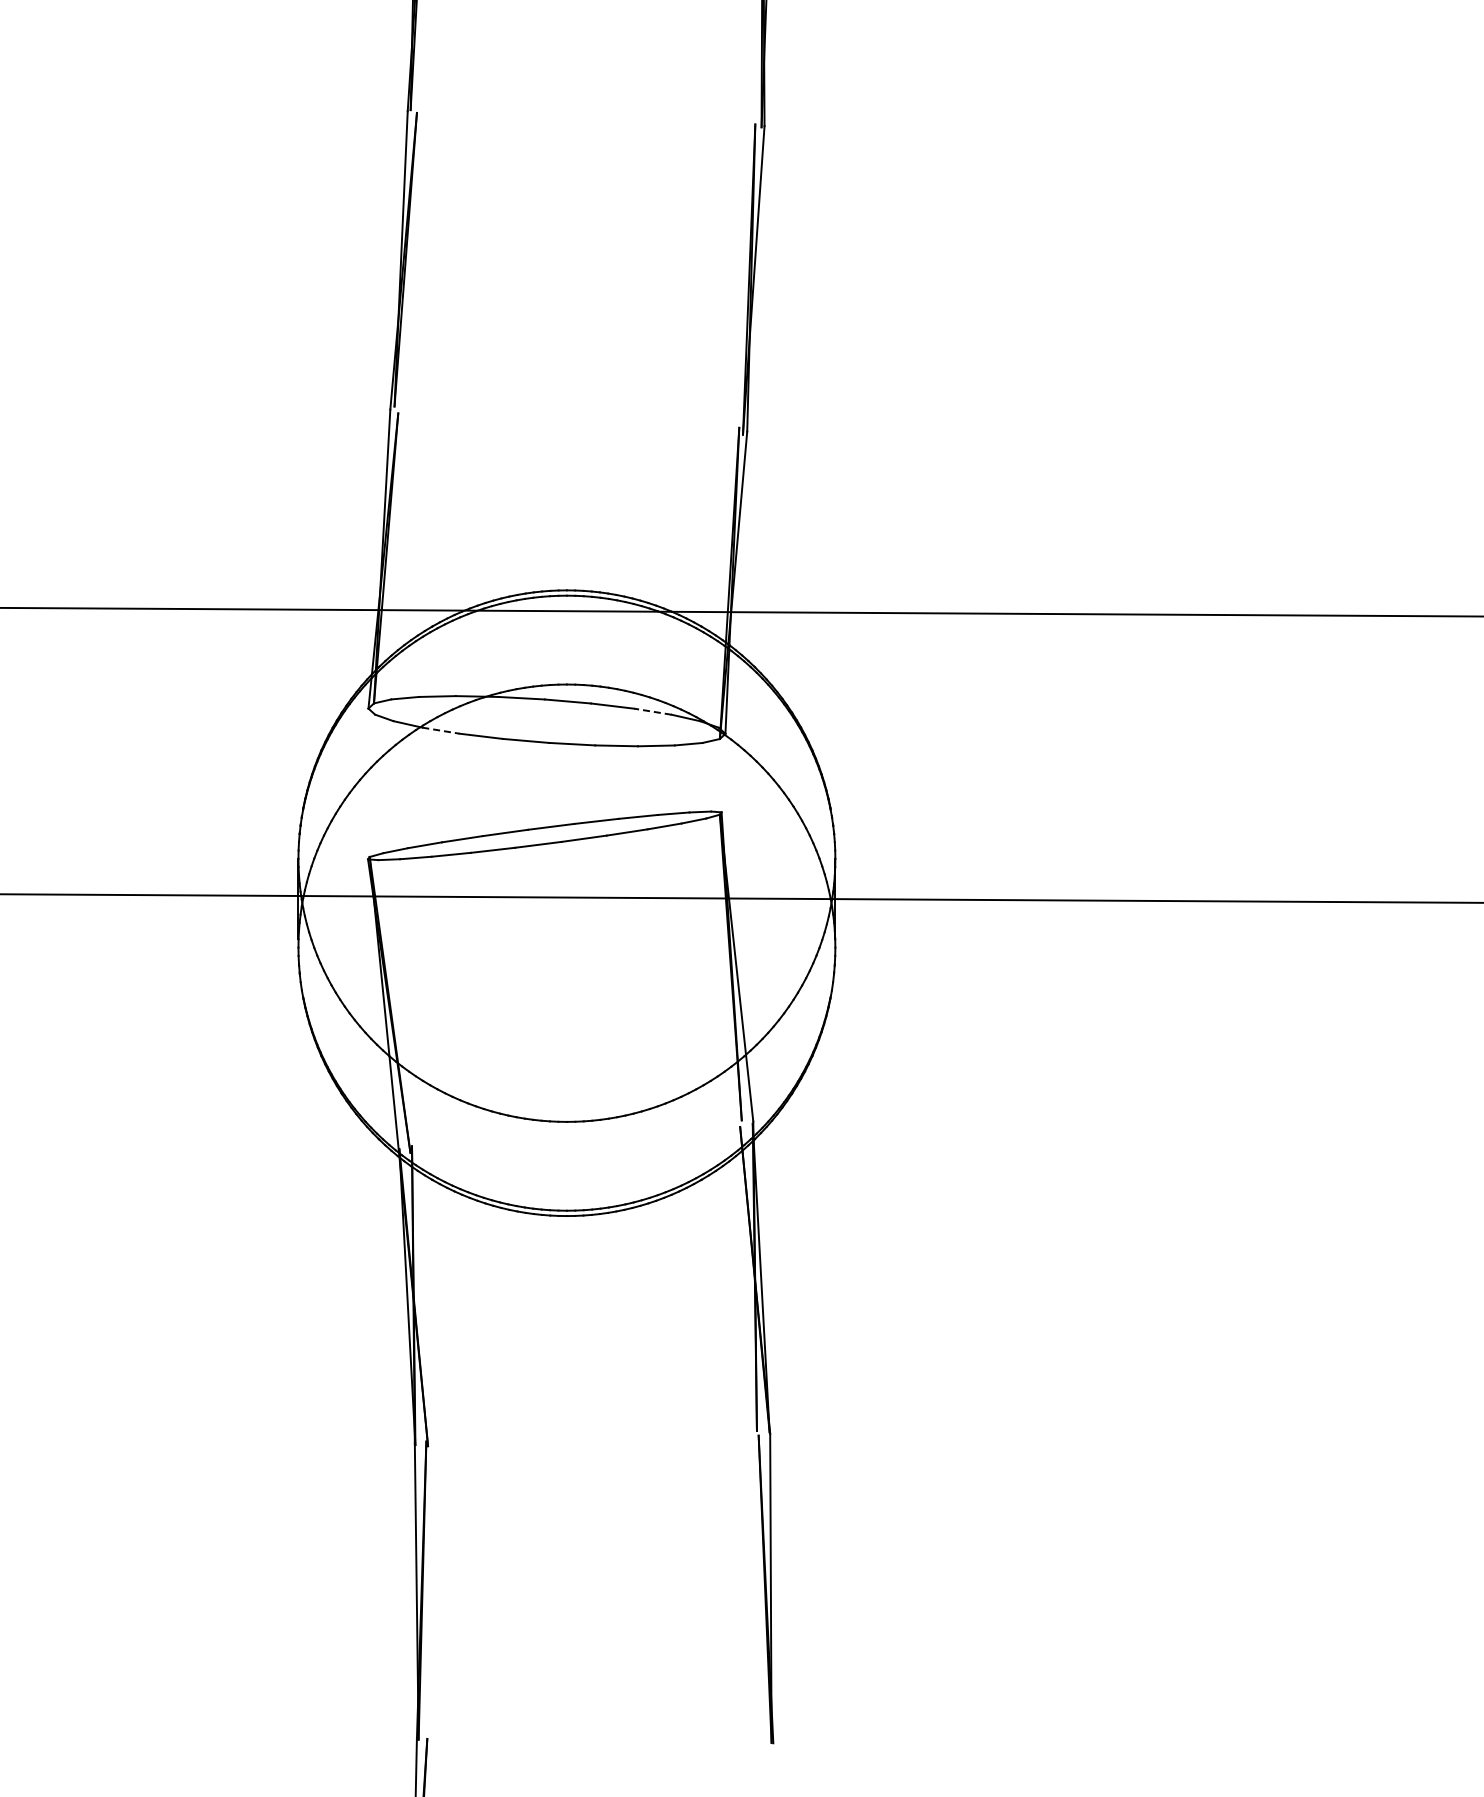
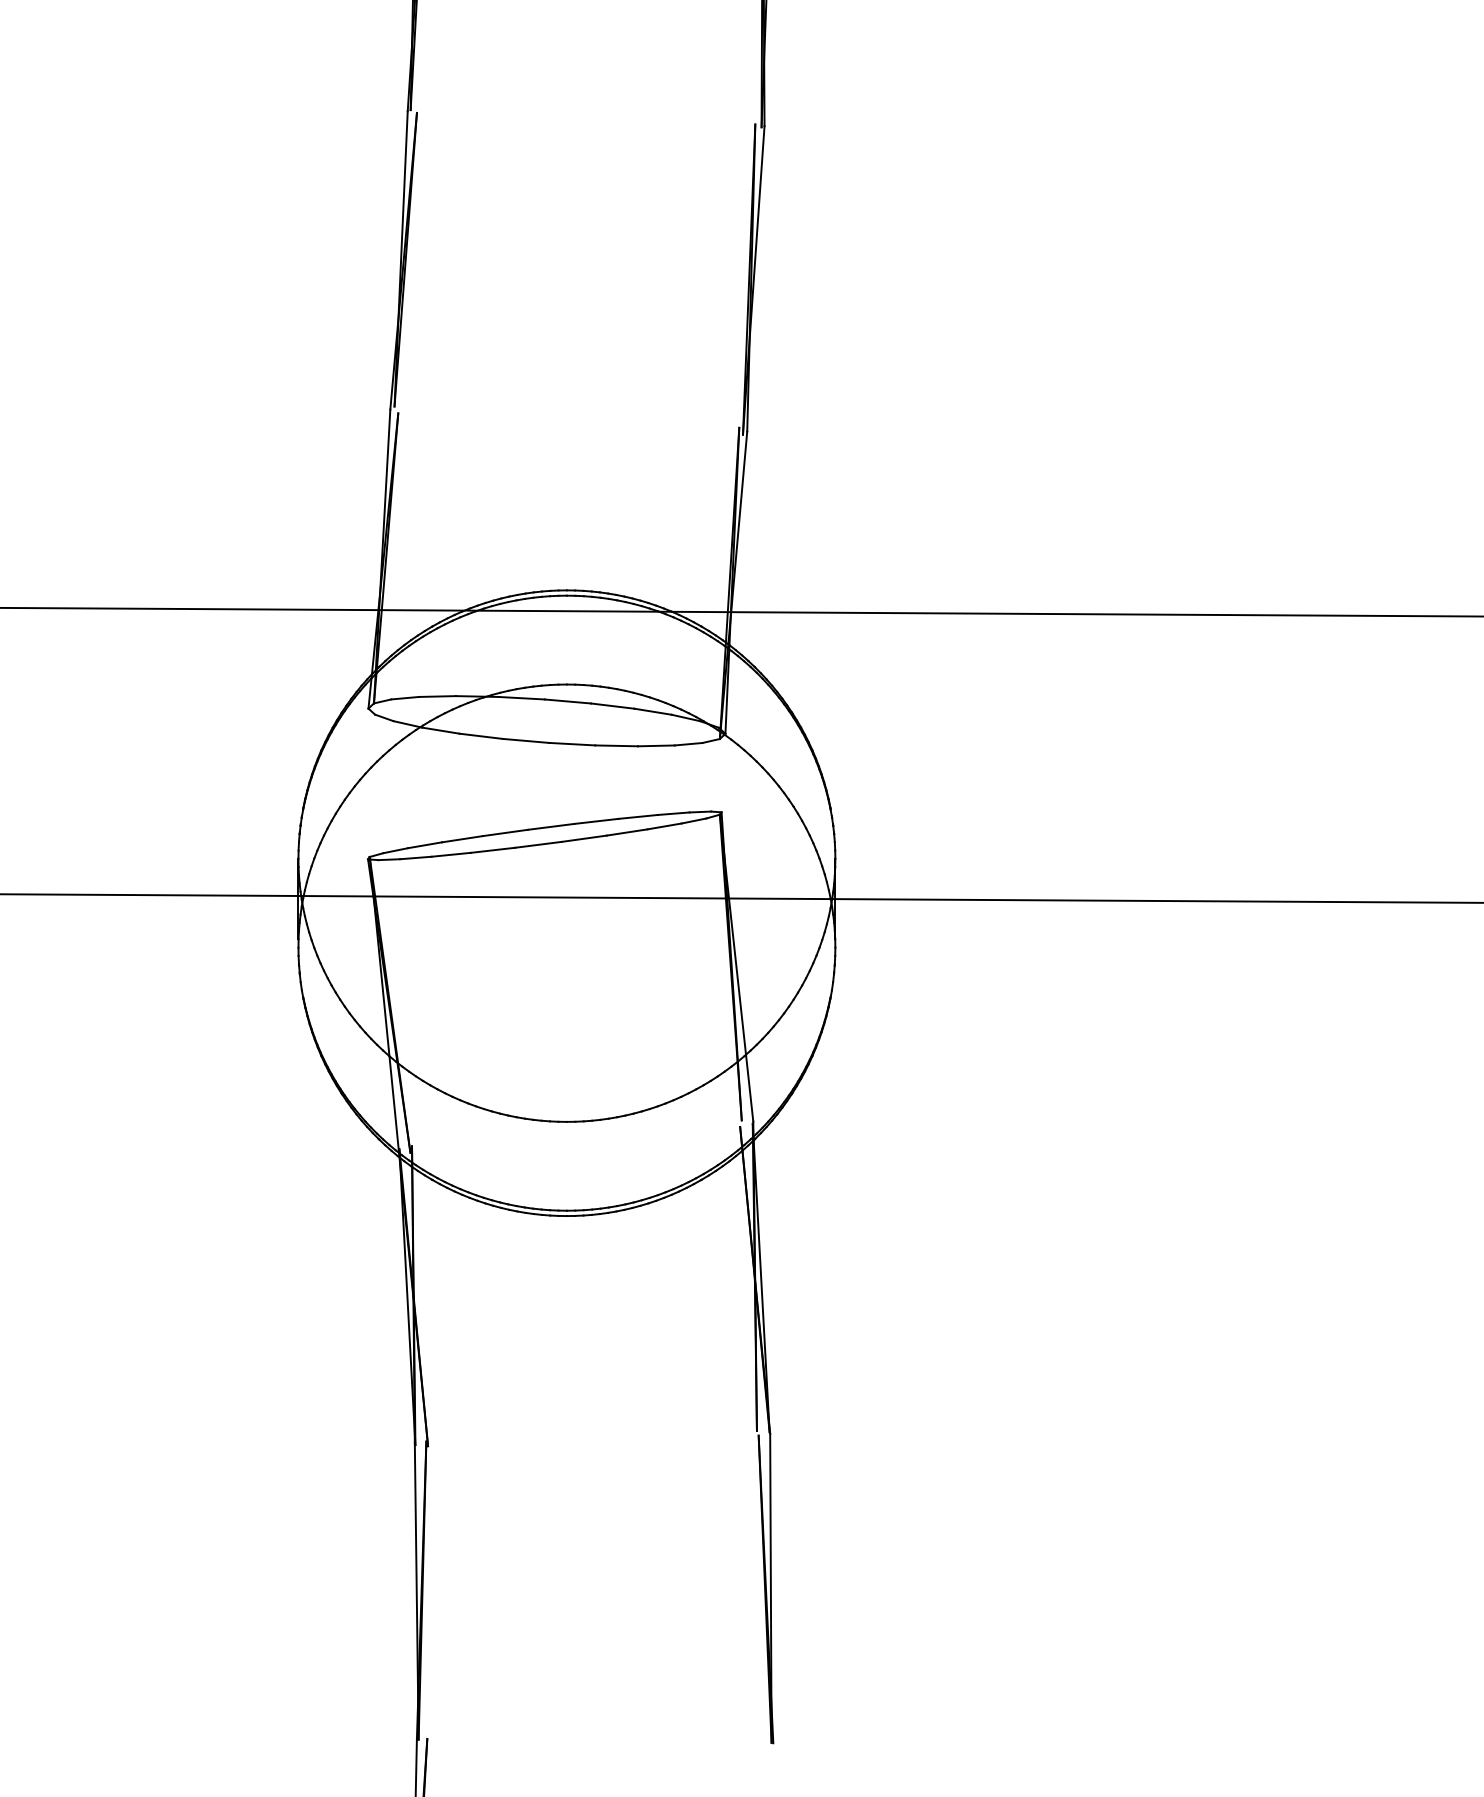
line: dashed -> solid (653, 711)
line: dashed -> solid (440, 730)
